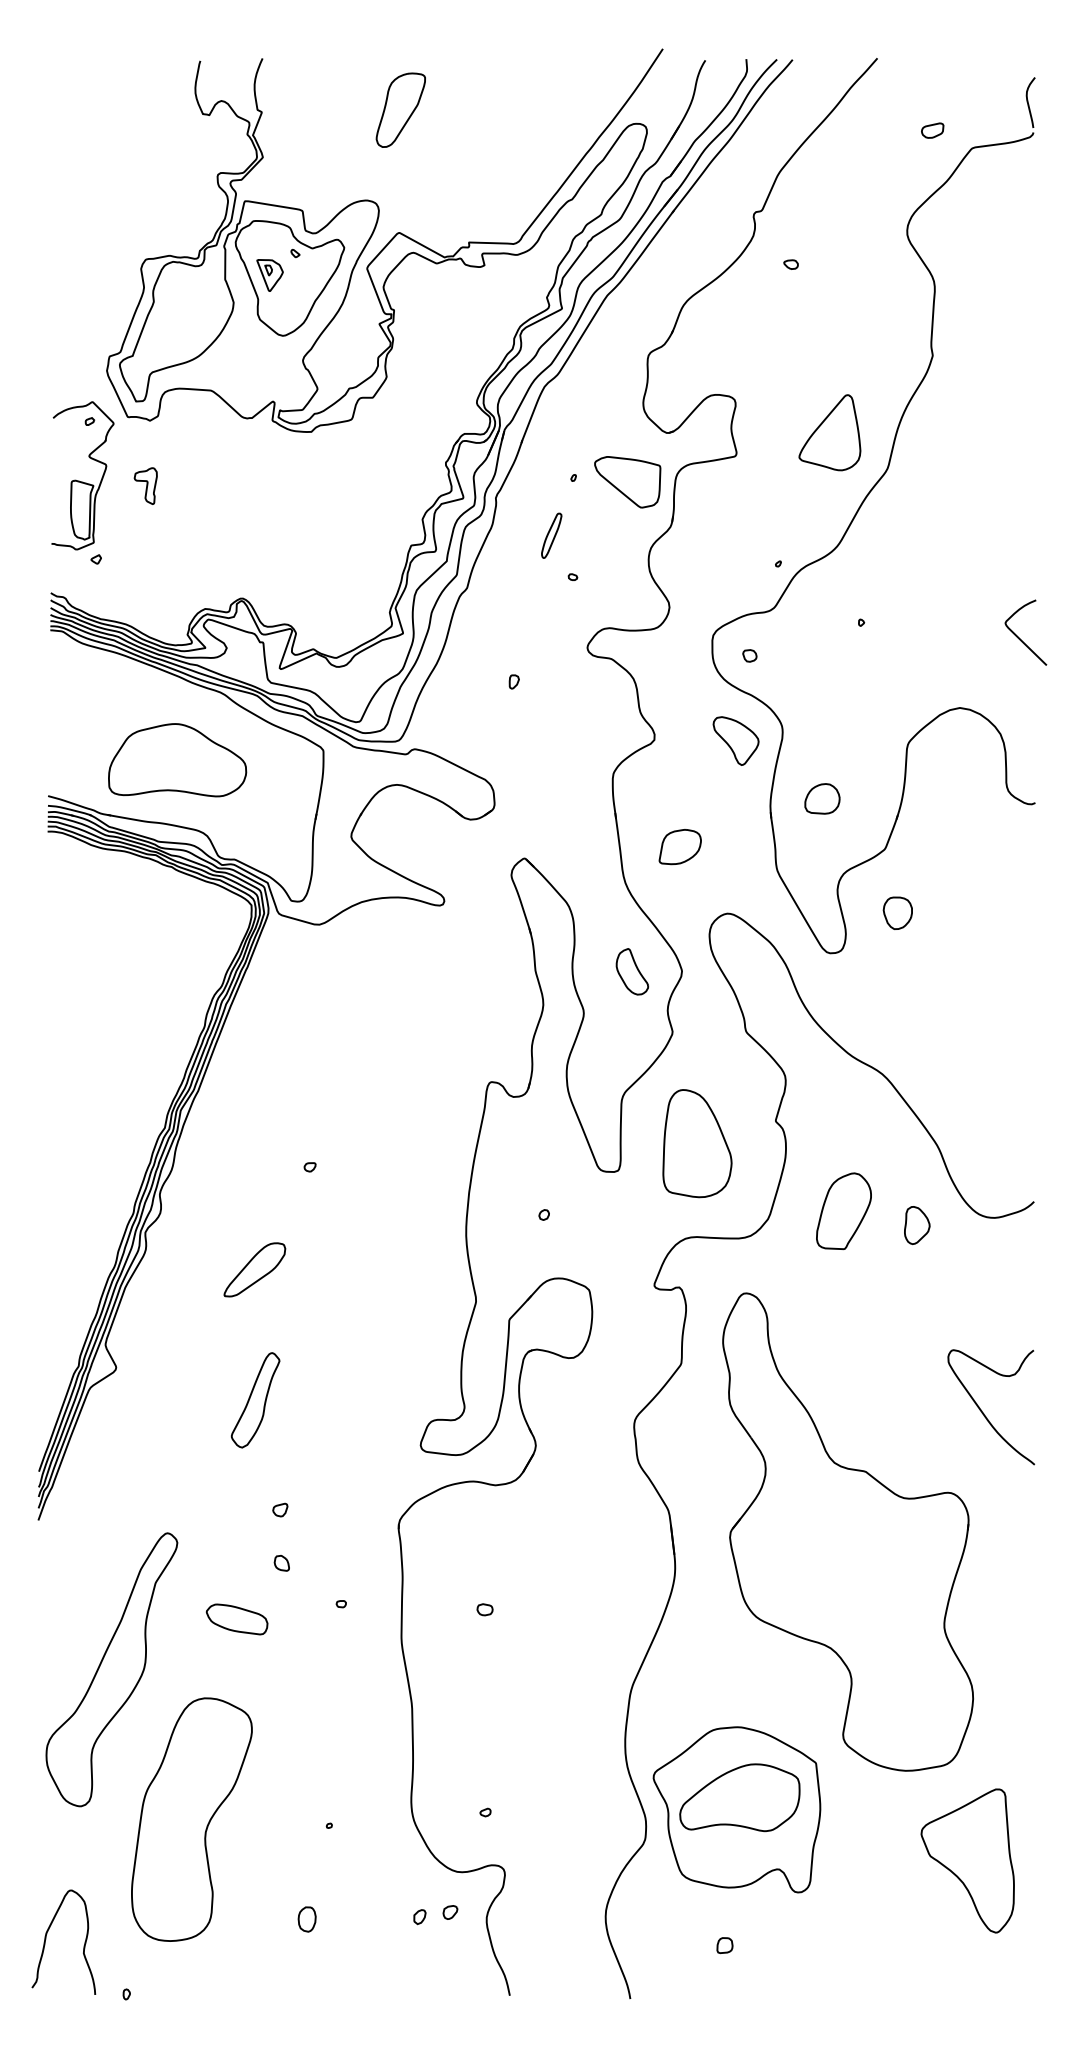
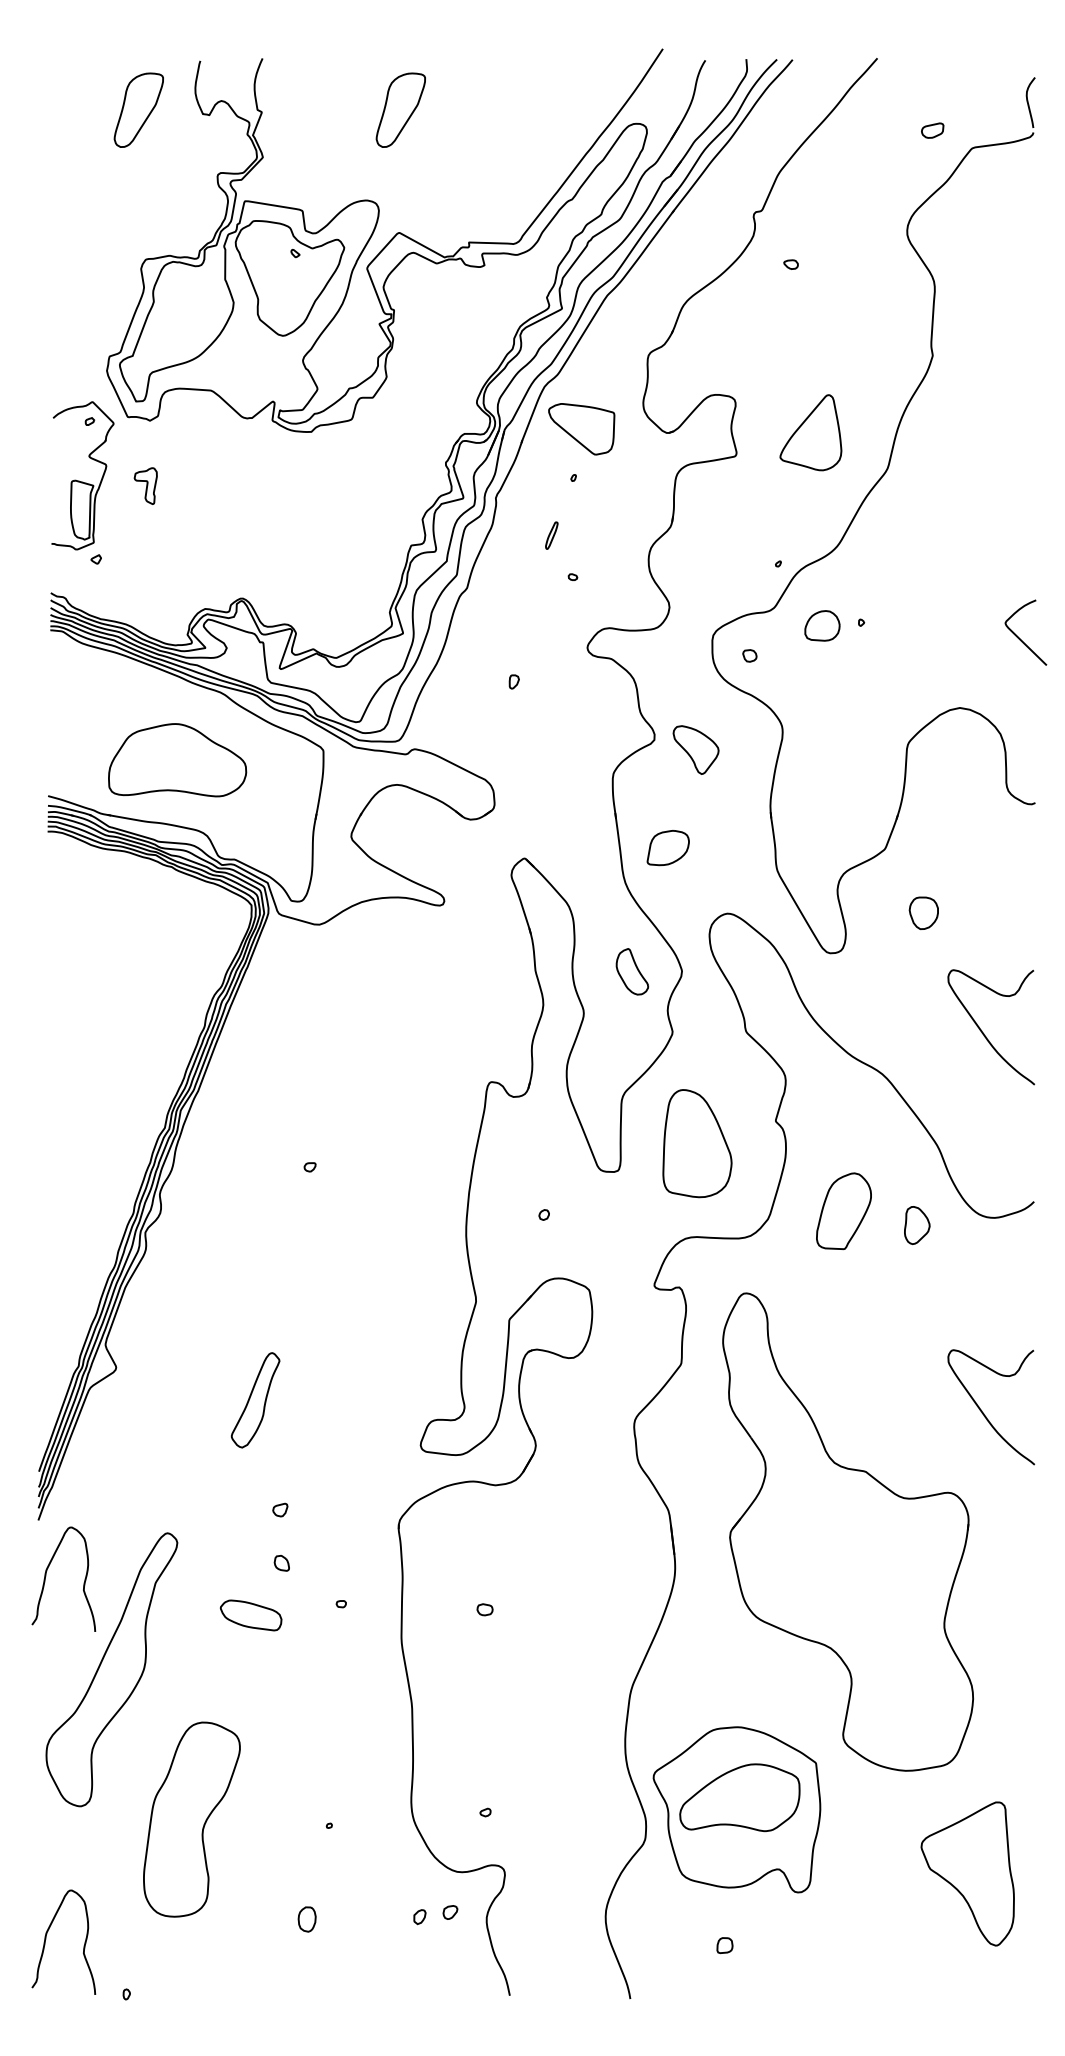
part: none -> present (138, 109)
part: present -> none (269, 275)
part position: (829, 432) -> (810, 432) (810, 432)
part position: (627, 482) -> (581, 429) (581, 429)
part size: 22x47 px -> 14x29 px (551, 535)
part position: (735, 740) -> (695, 749) (695, 749)
part position: (822, 798) -> (822, 625) (822, 625)
part position: (679, 847) -> (667, 848) (667, 848)
part position: (897, 912) -> (923, 912) (923, 912)
curve: none -> present (984, 1033)
part: present -> none (254, 1269)
curve: none -> present (46, 1576)
part position: (236, 1619) -> (250, 1615) (250, 1615)
part size: 122x245 px -> 98x197 px (191, 1819)
part position: (967, 1860) -> (967, 1873) (967, 1873)
